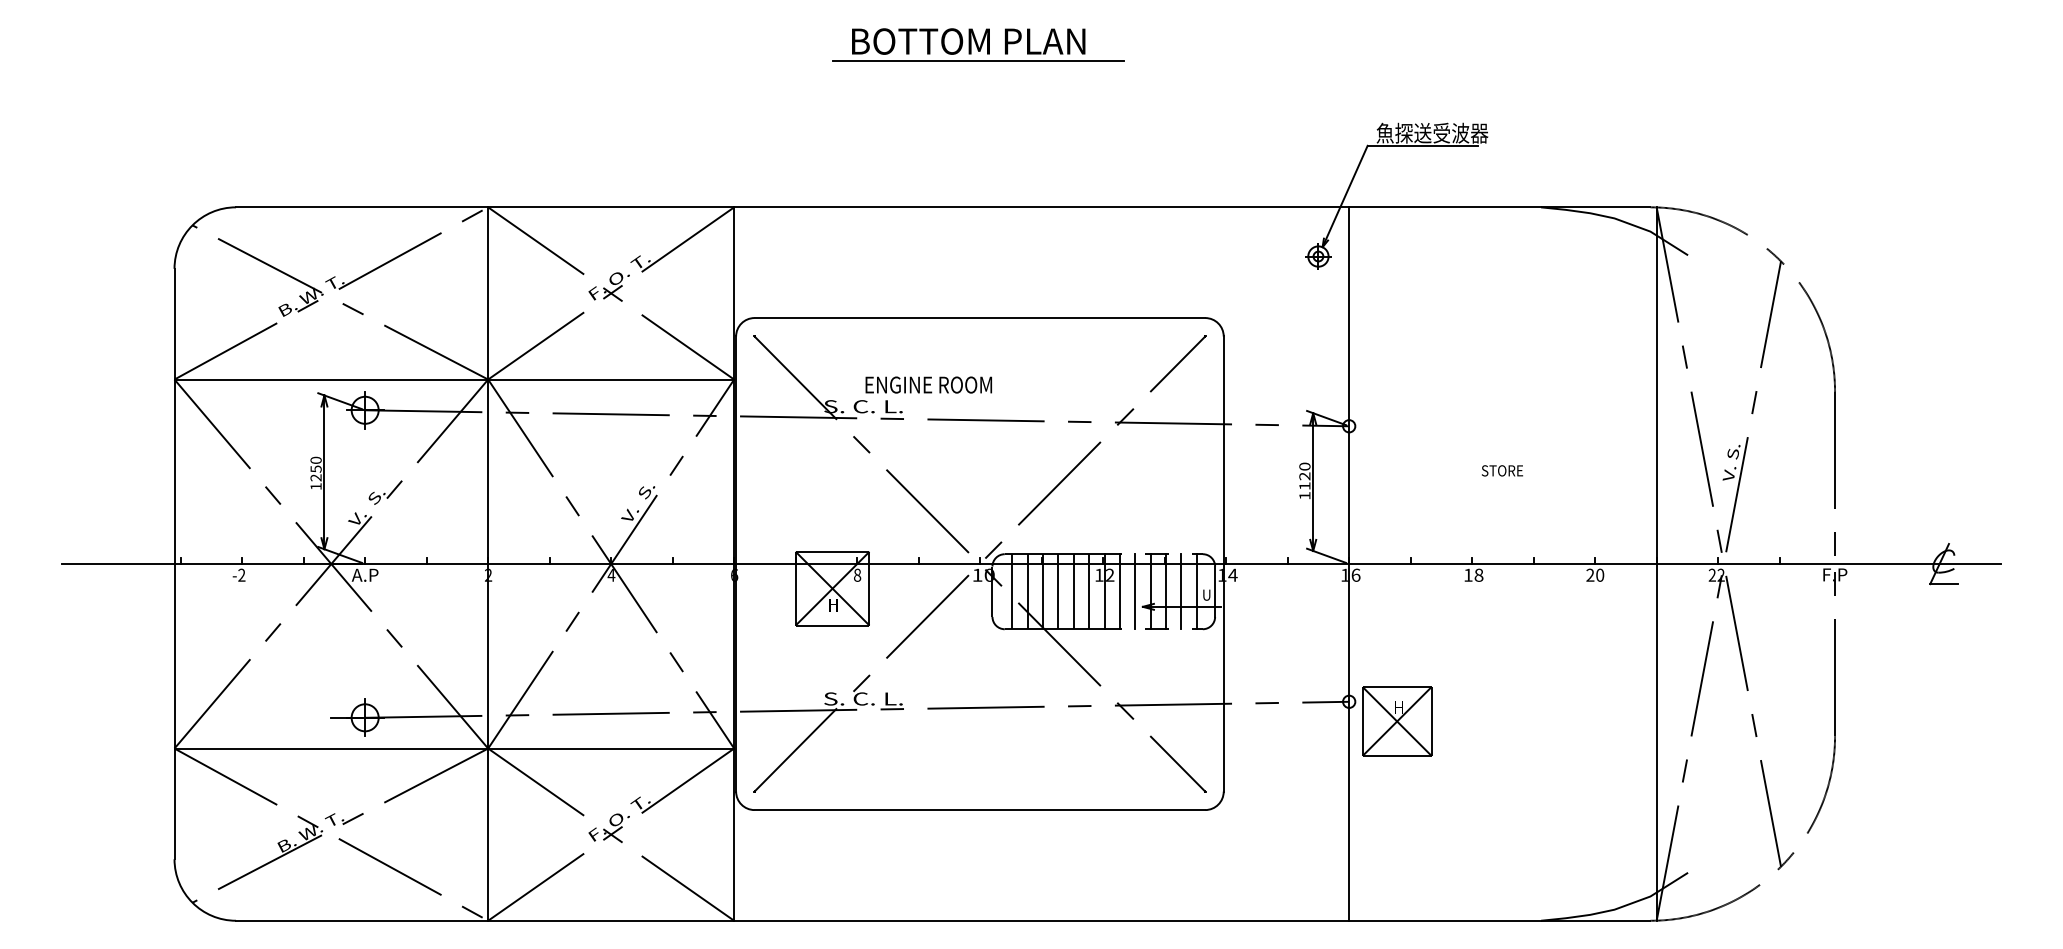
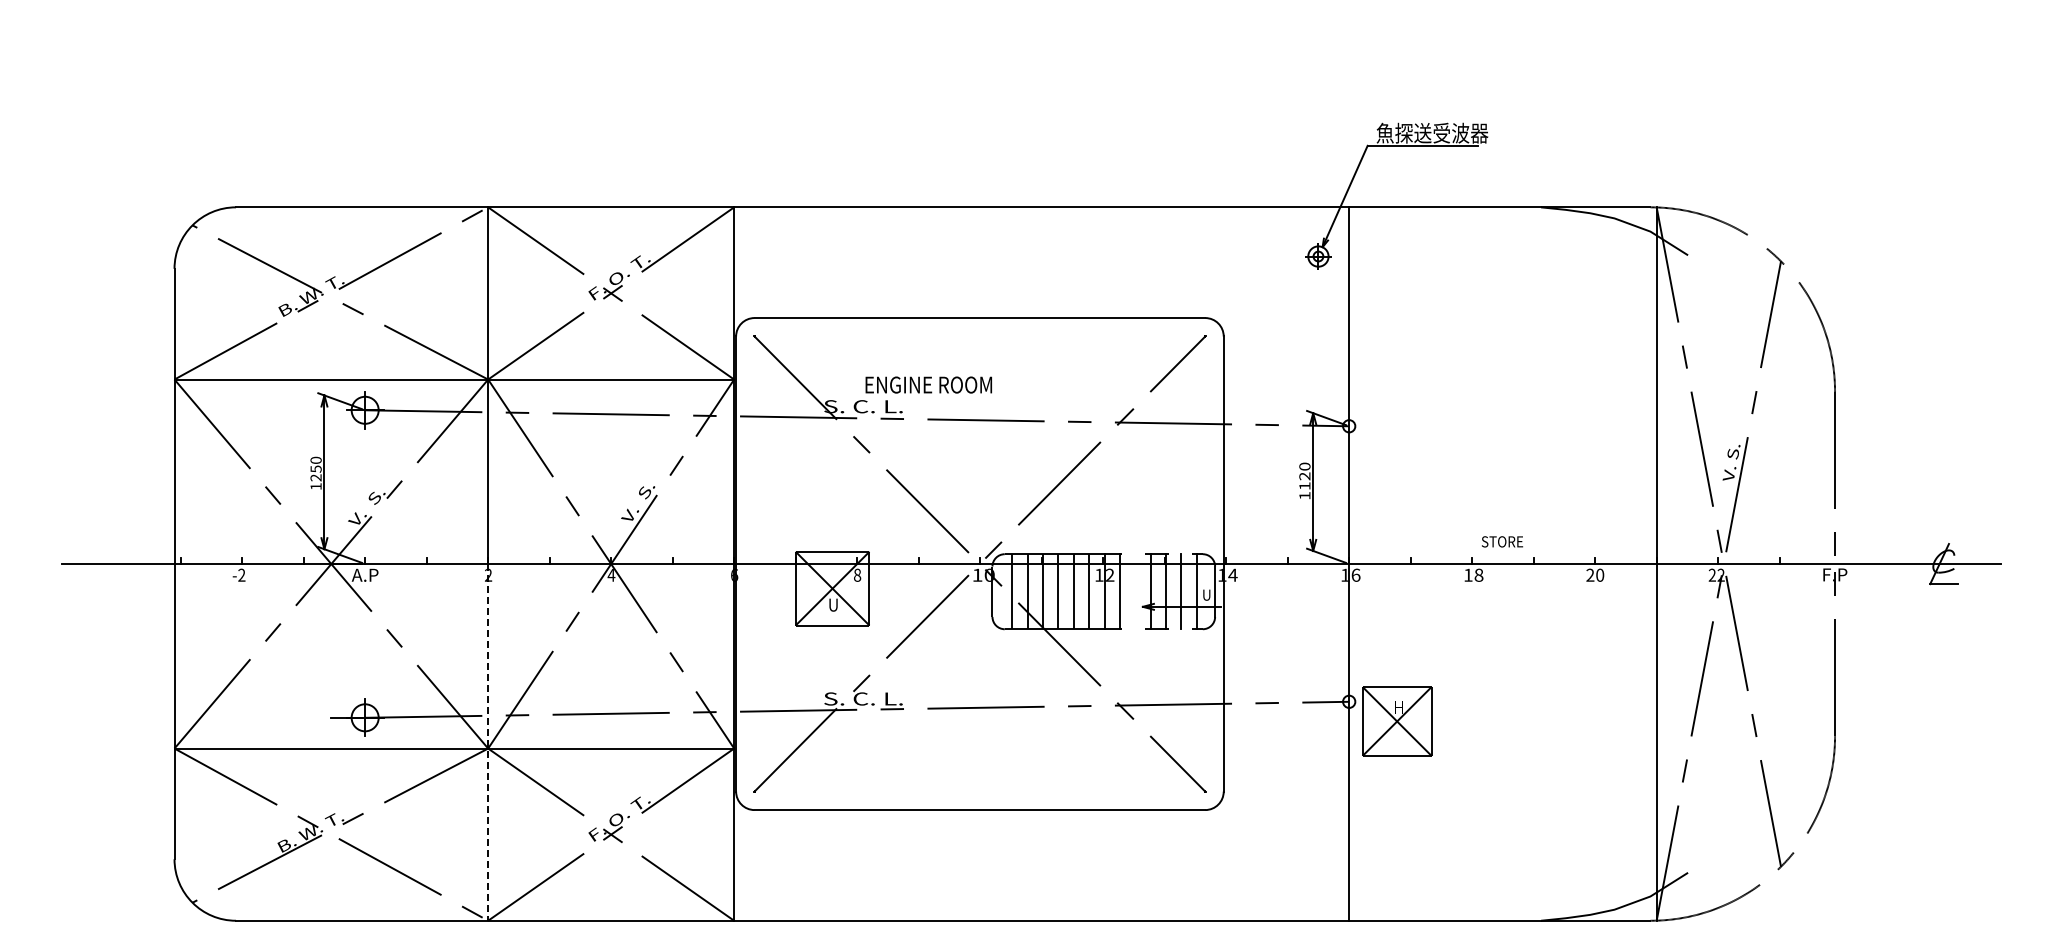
part: present -> none (978, 44)
text position: (1502, 470) -> (1502, 541) (1502, 541)
line: present -> none (1135, 591)
text: H -> U (833, 604)
line: solid -> dashed (488, 742)
